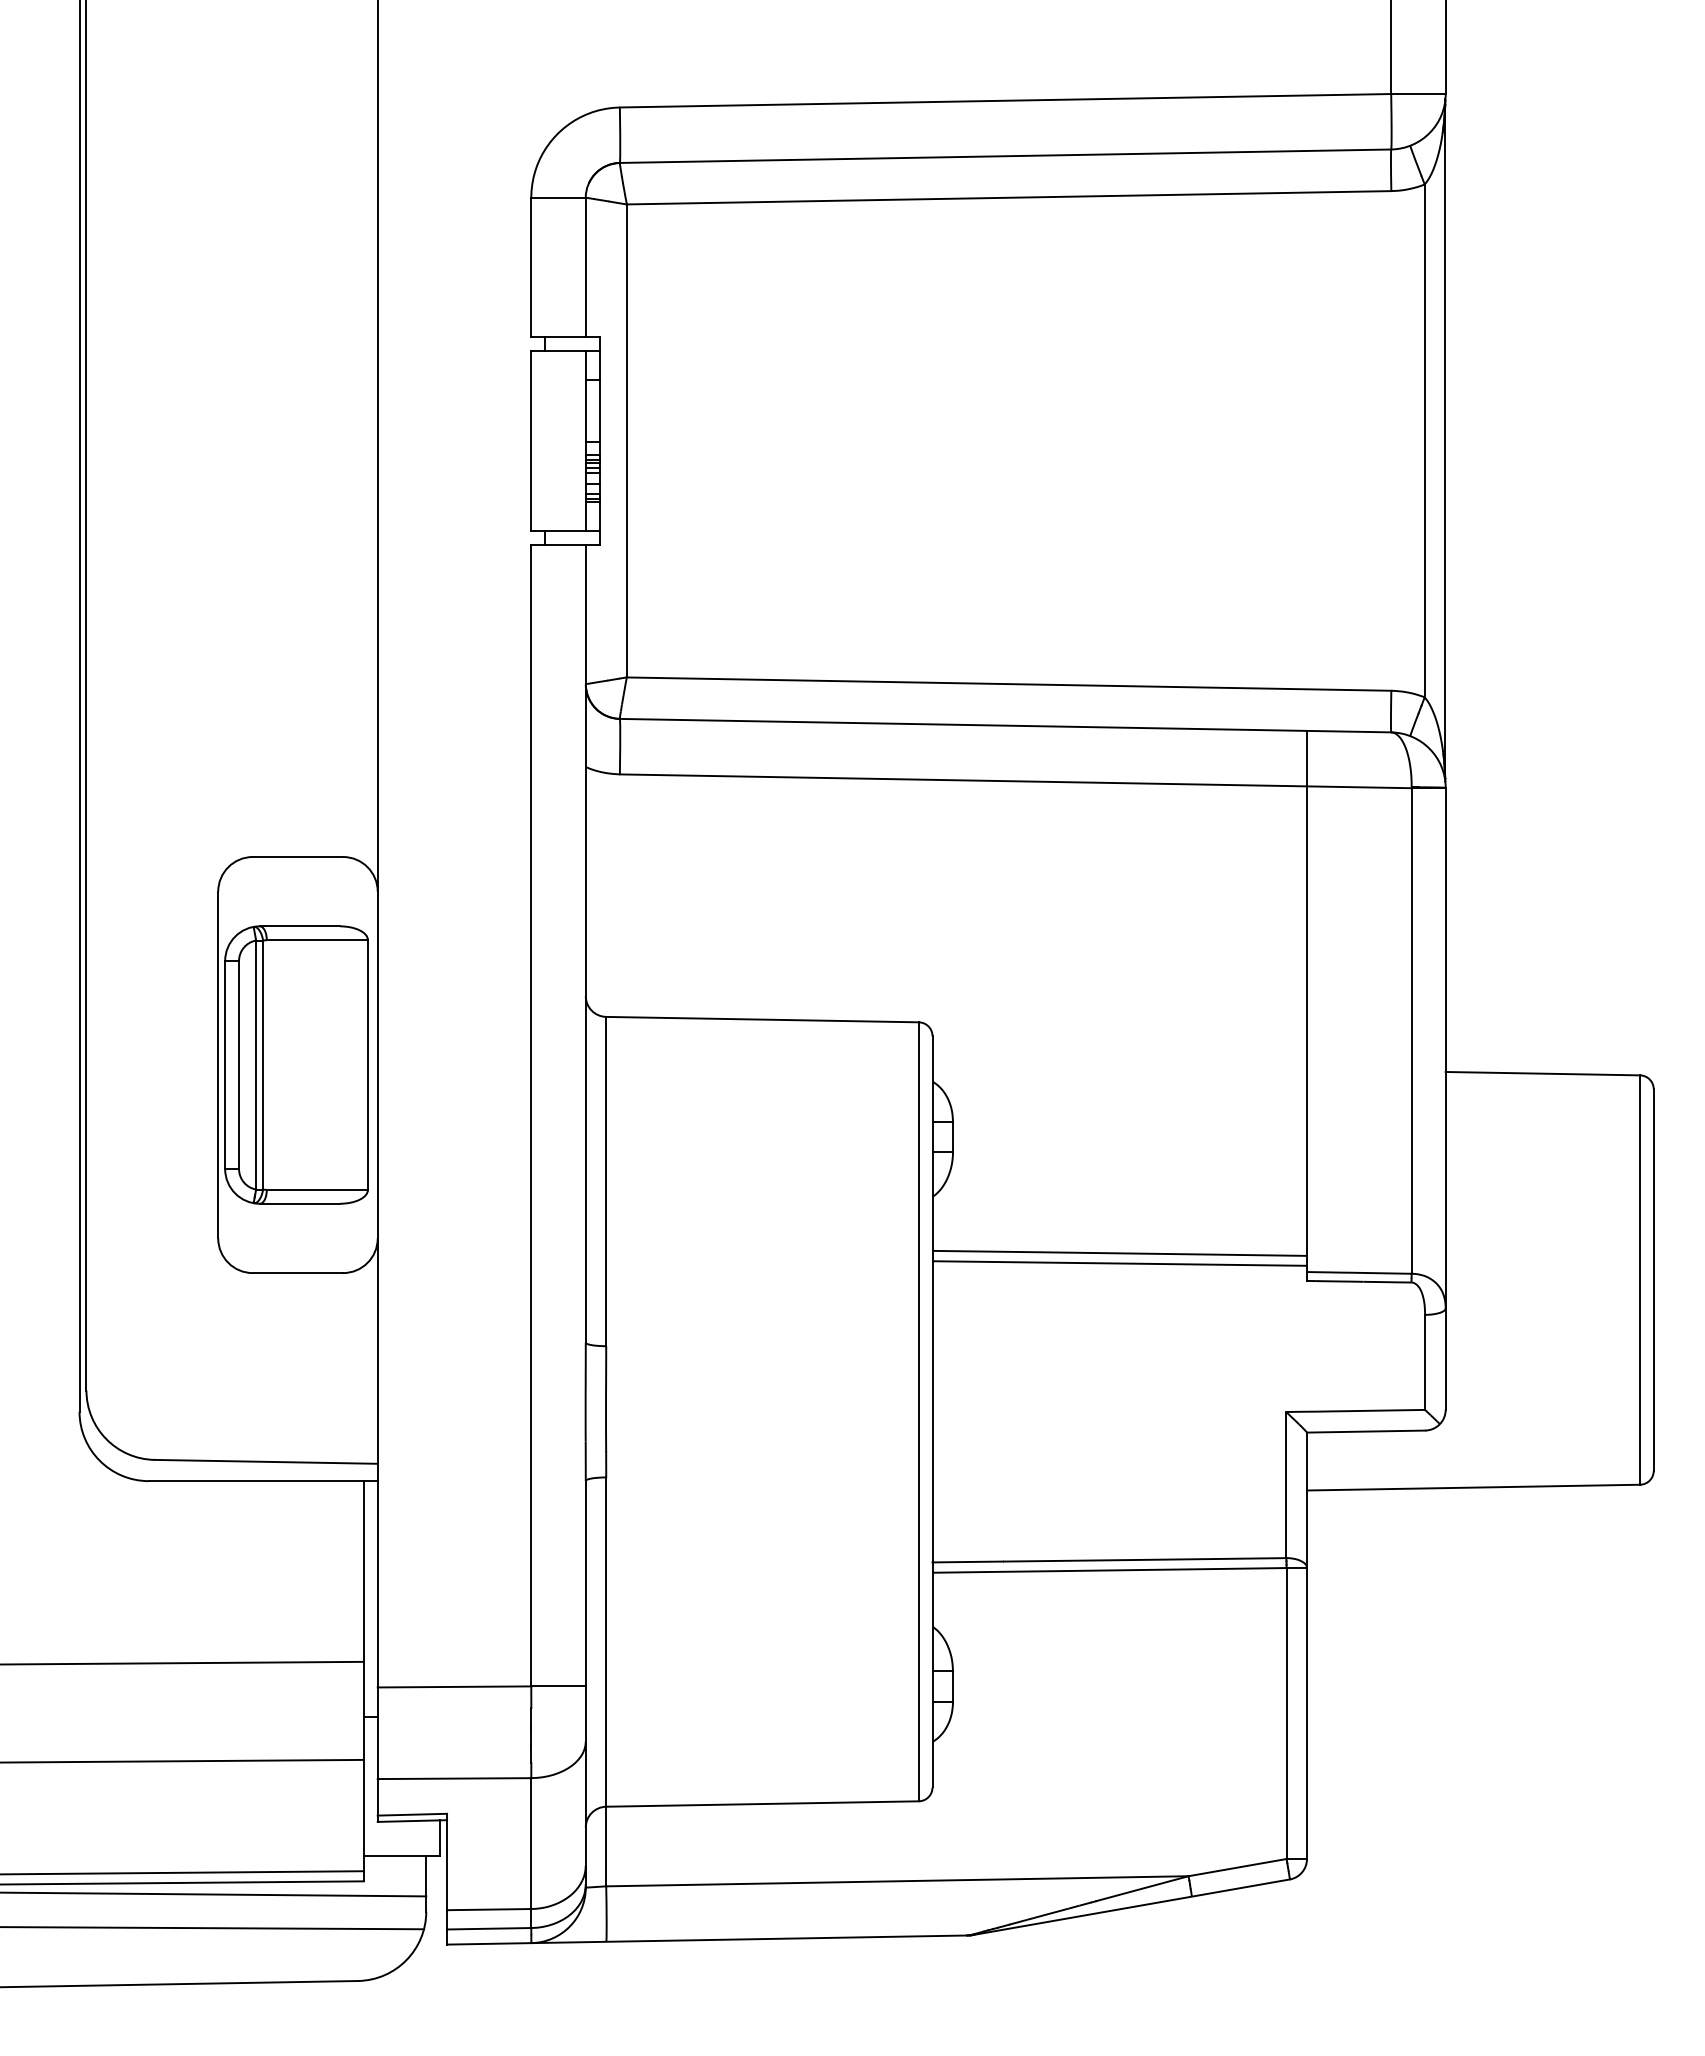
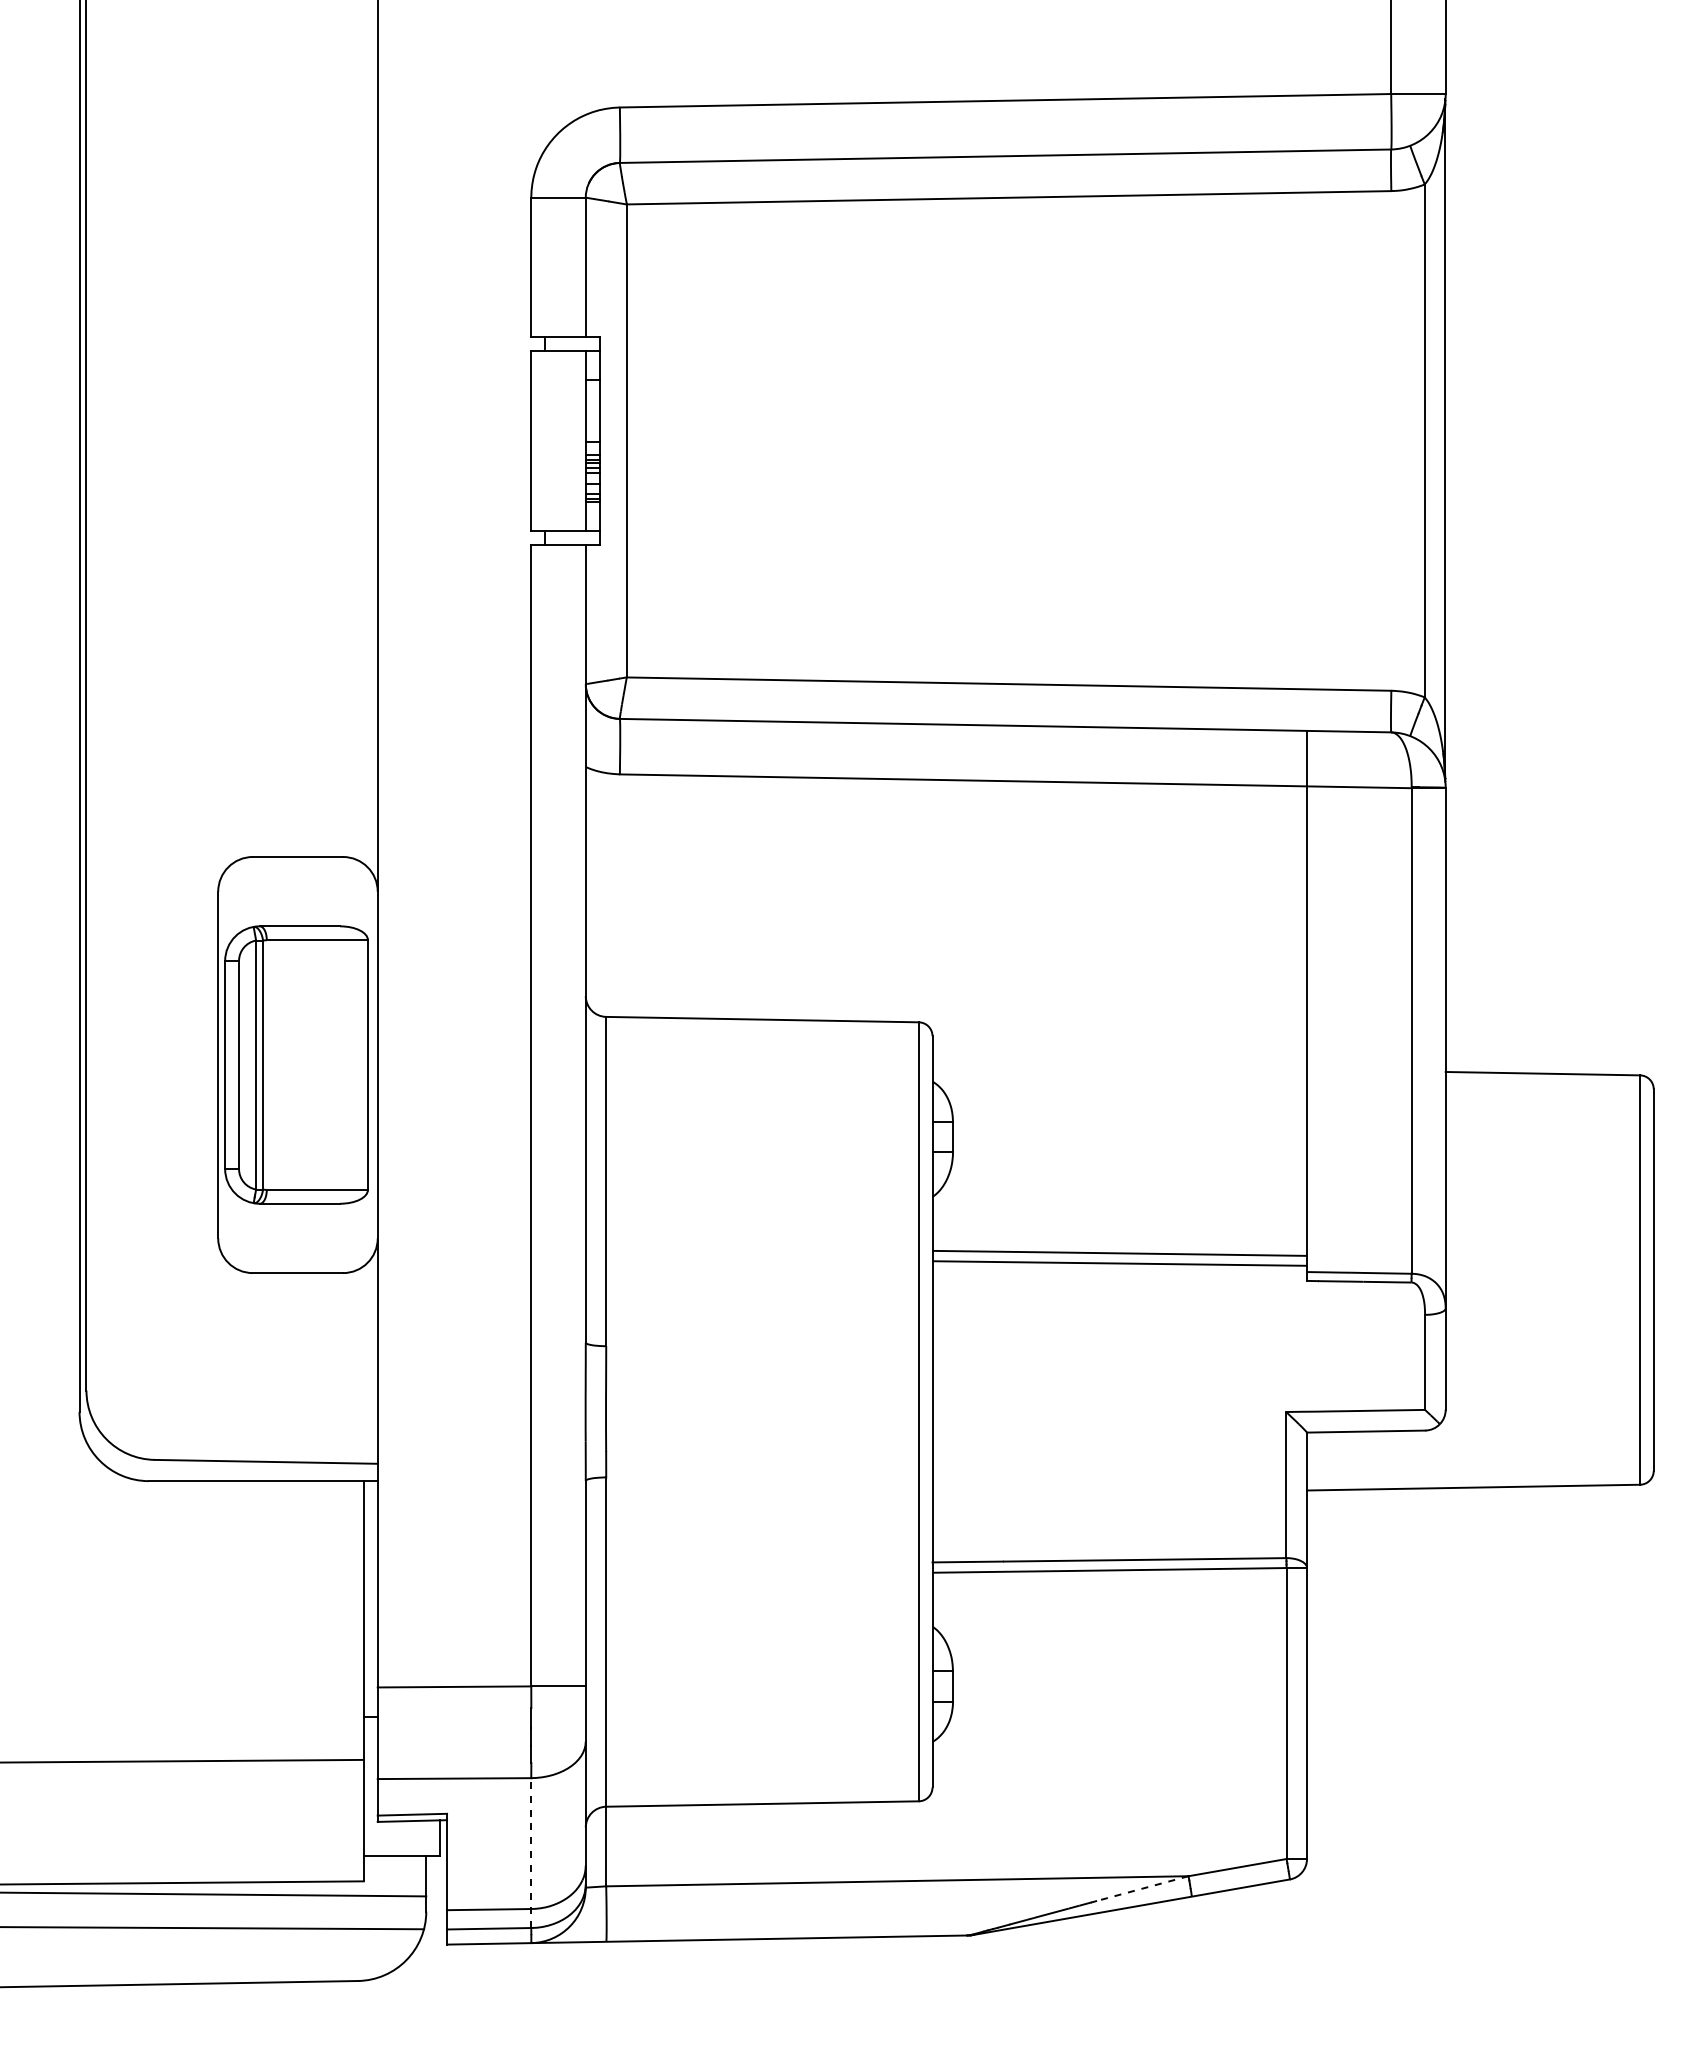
line: present -> none (182, 1662)
line: solid -> dashed (531, 1853)
line: present -> none (182, 1872)
line: solid -> dashed (1142, 1888)
